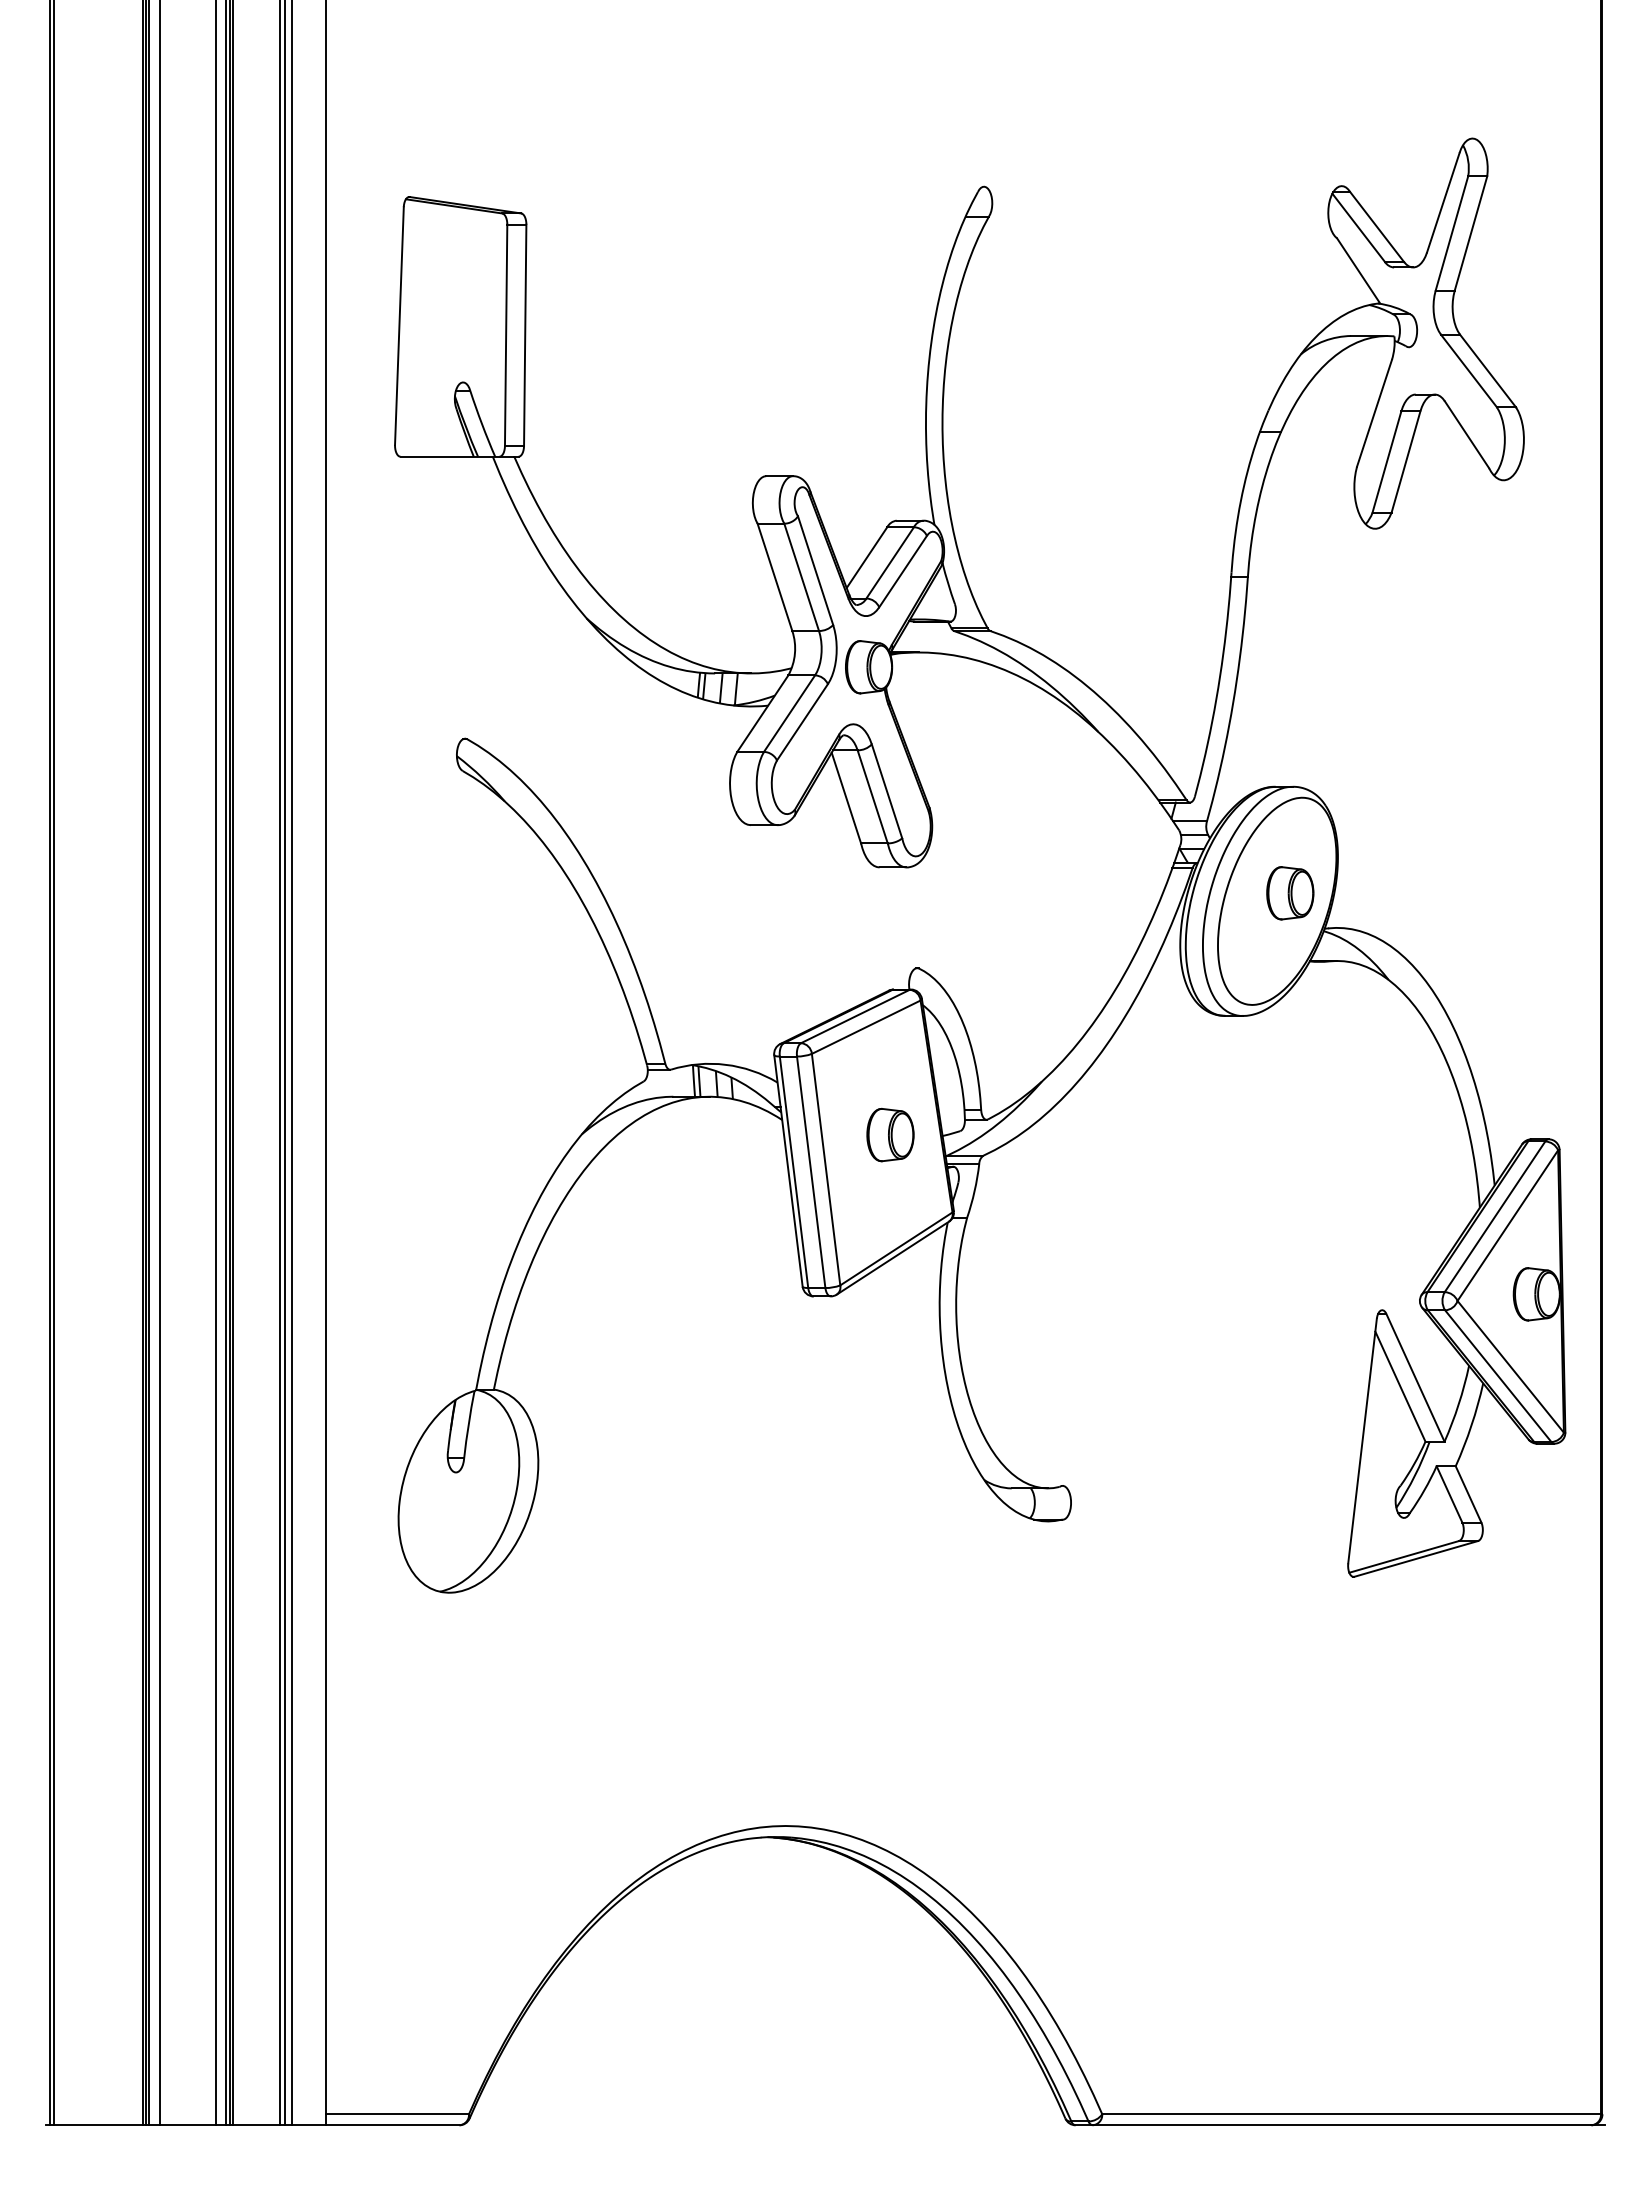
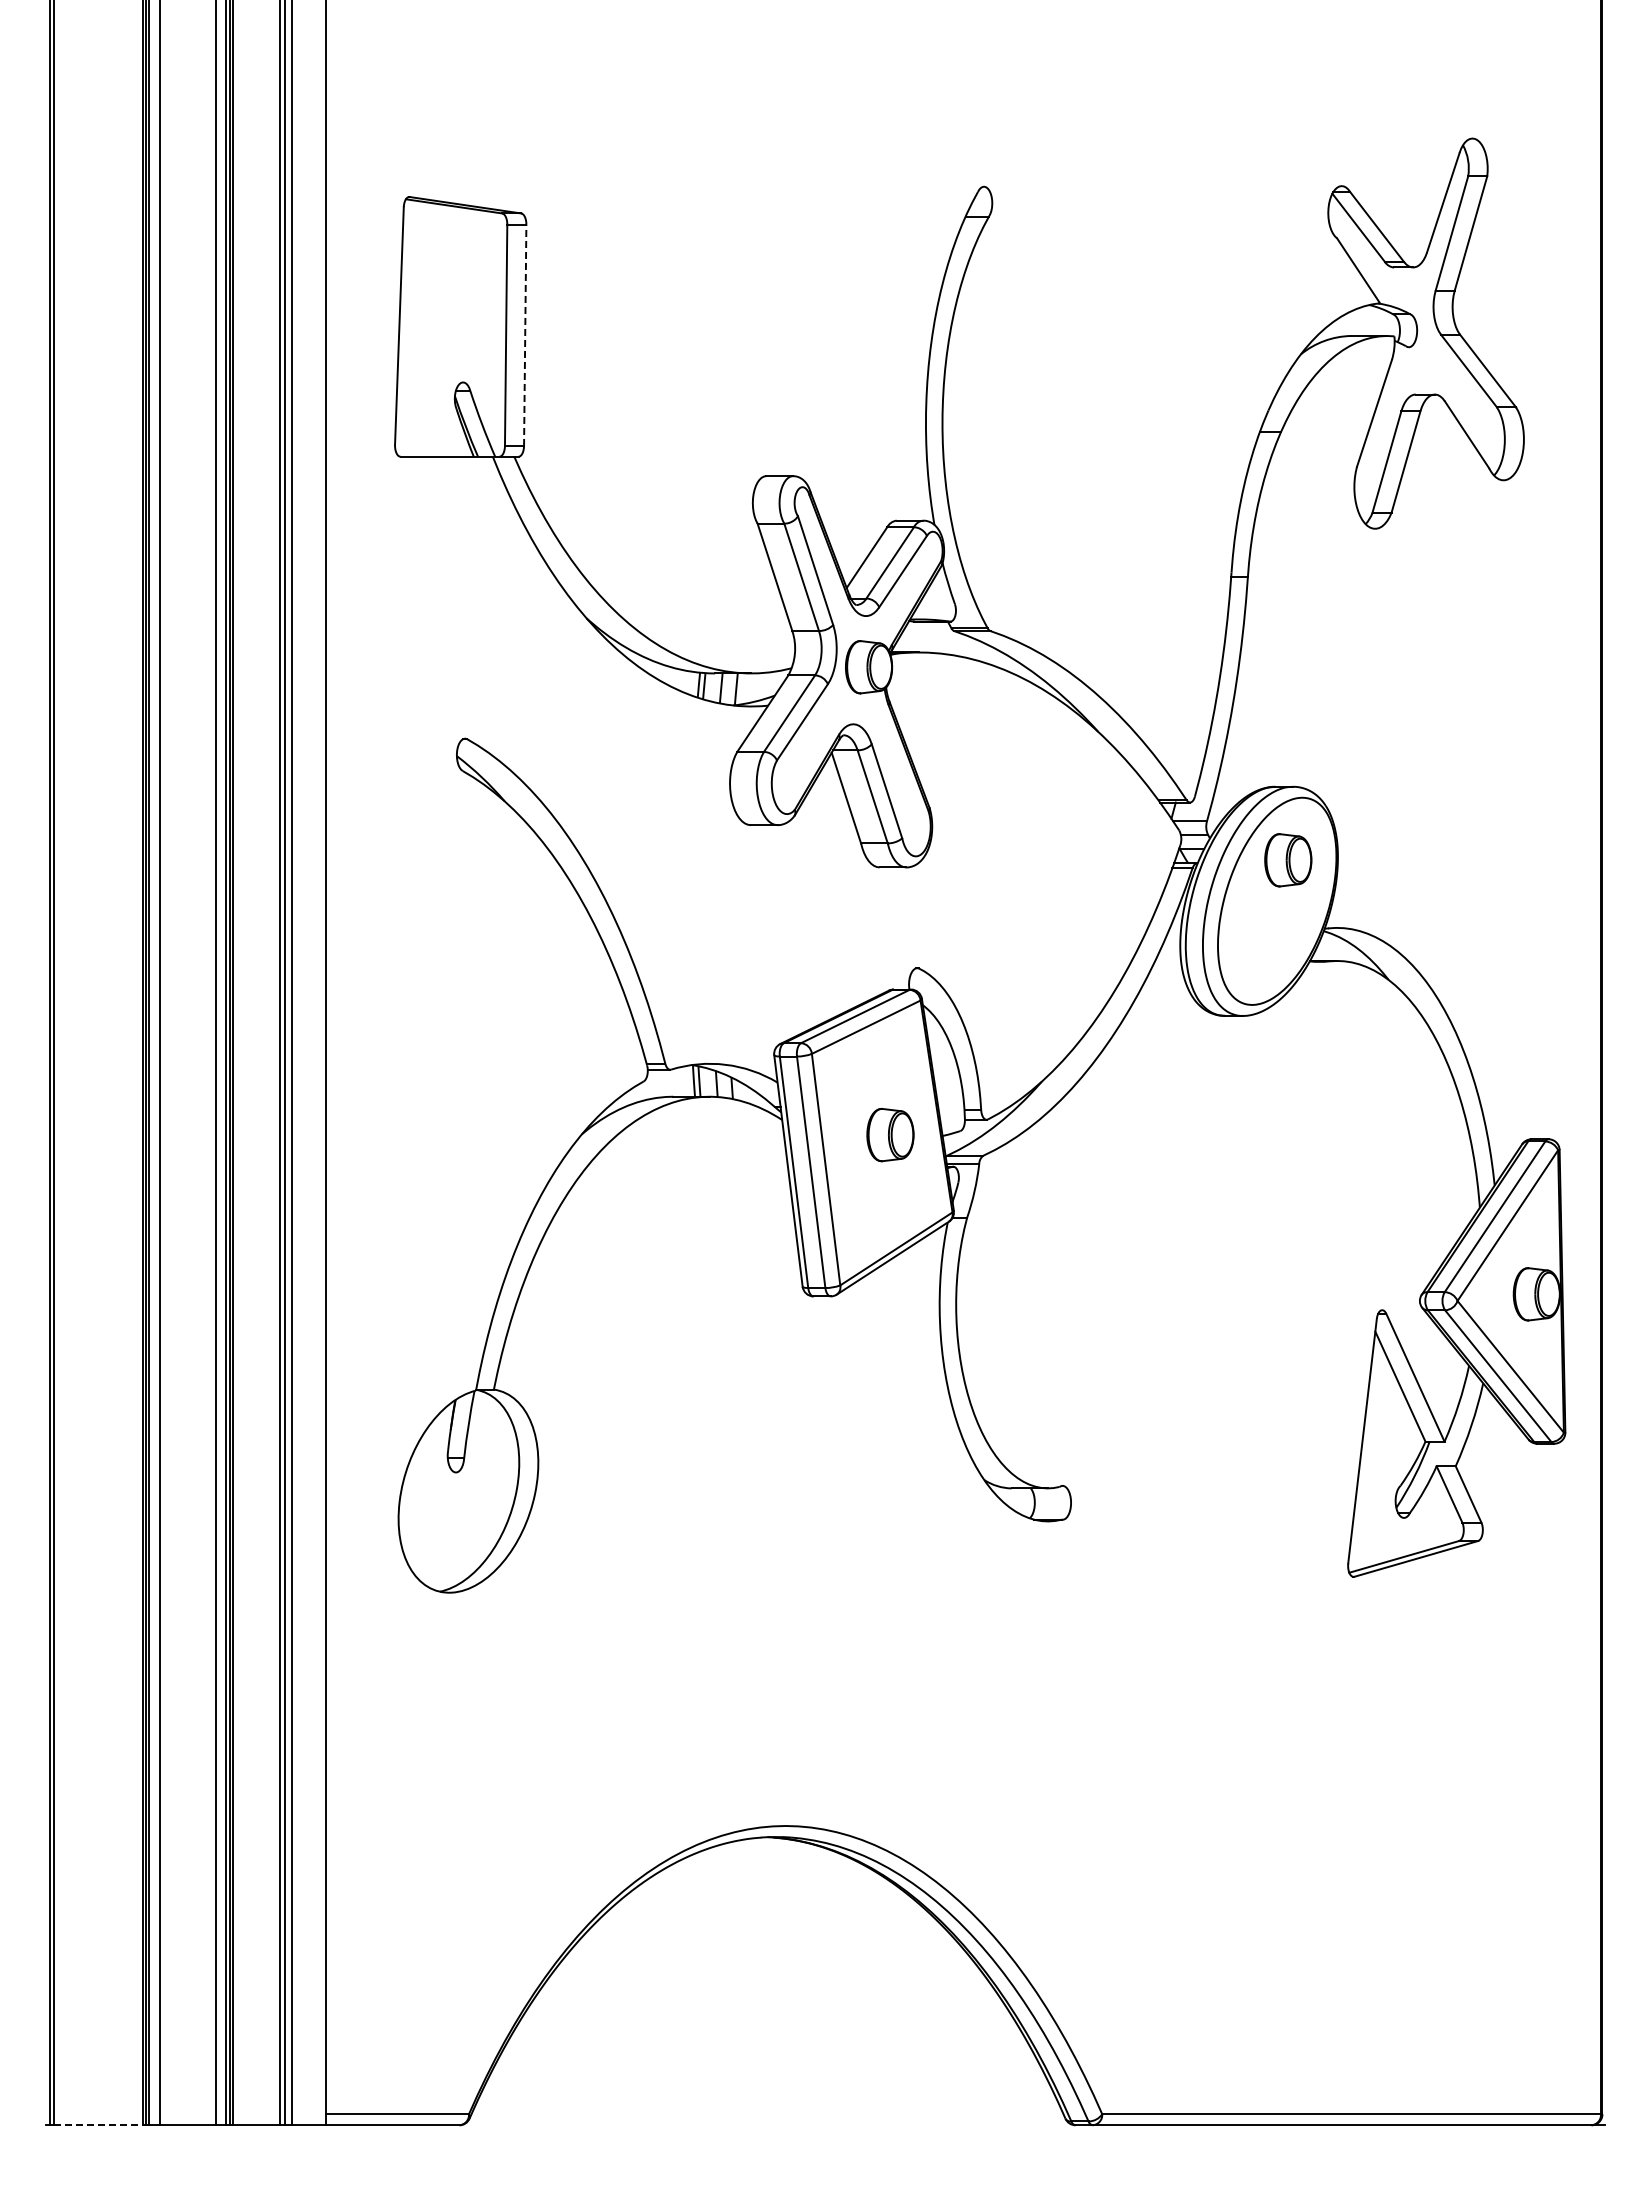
line: solid -> dashed (525, 335)
part position: (1290, 893) -> (1288, 860) (1288, 860)
line: solid -> dashed (98, 2125)
